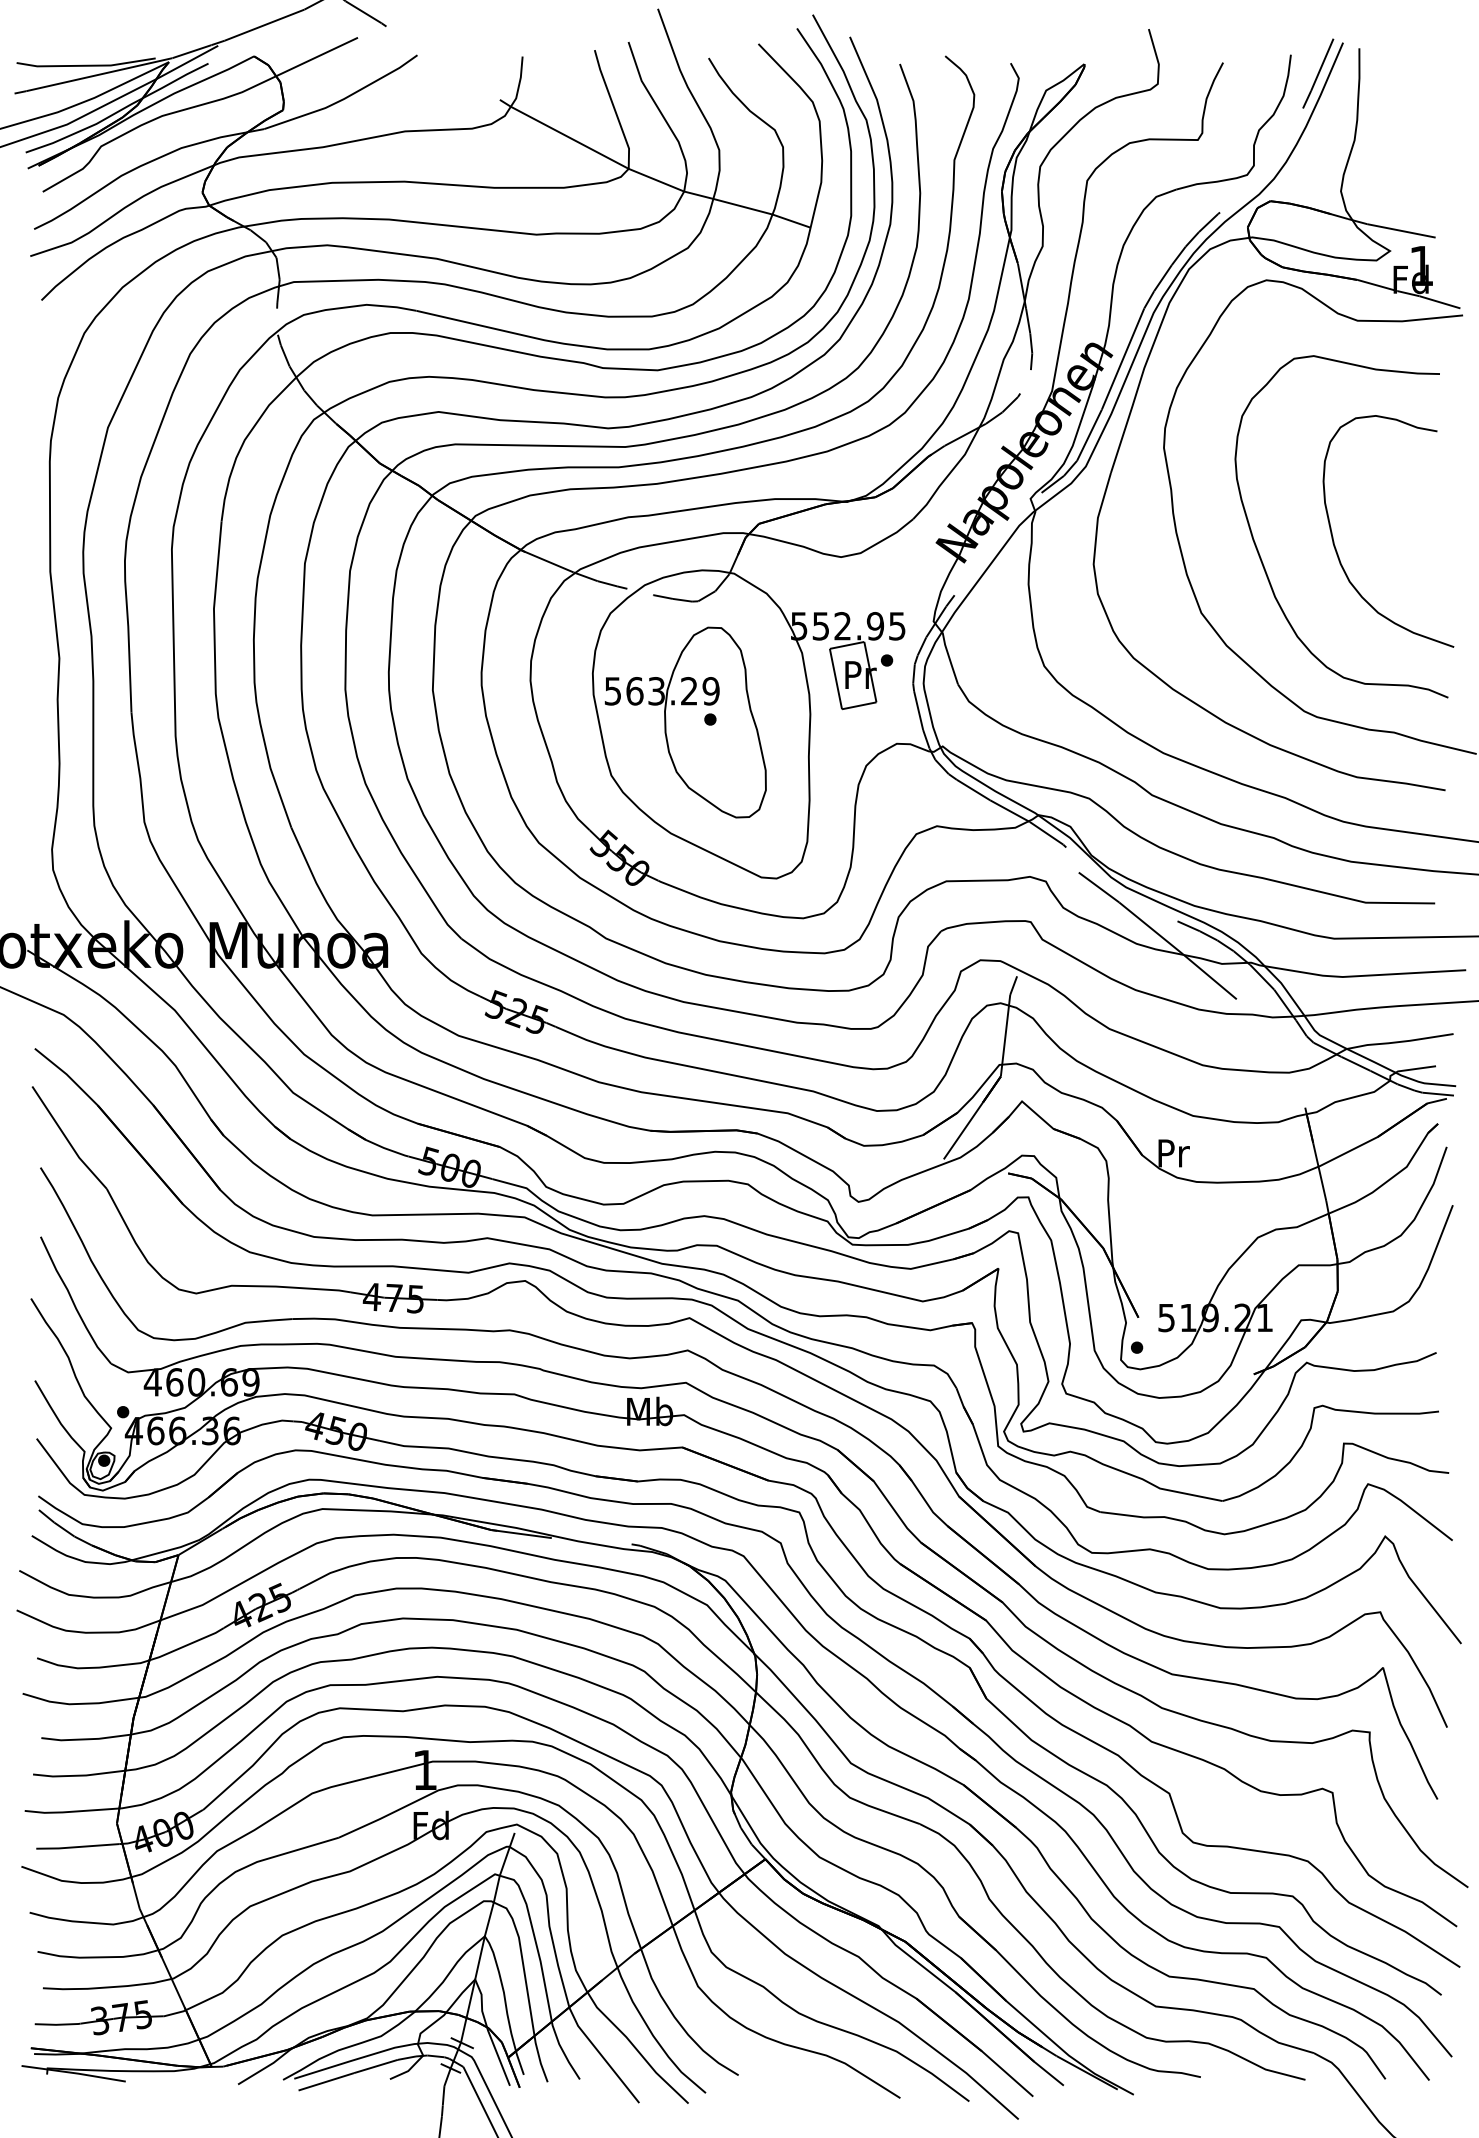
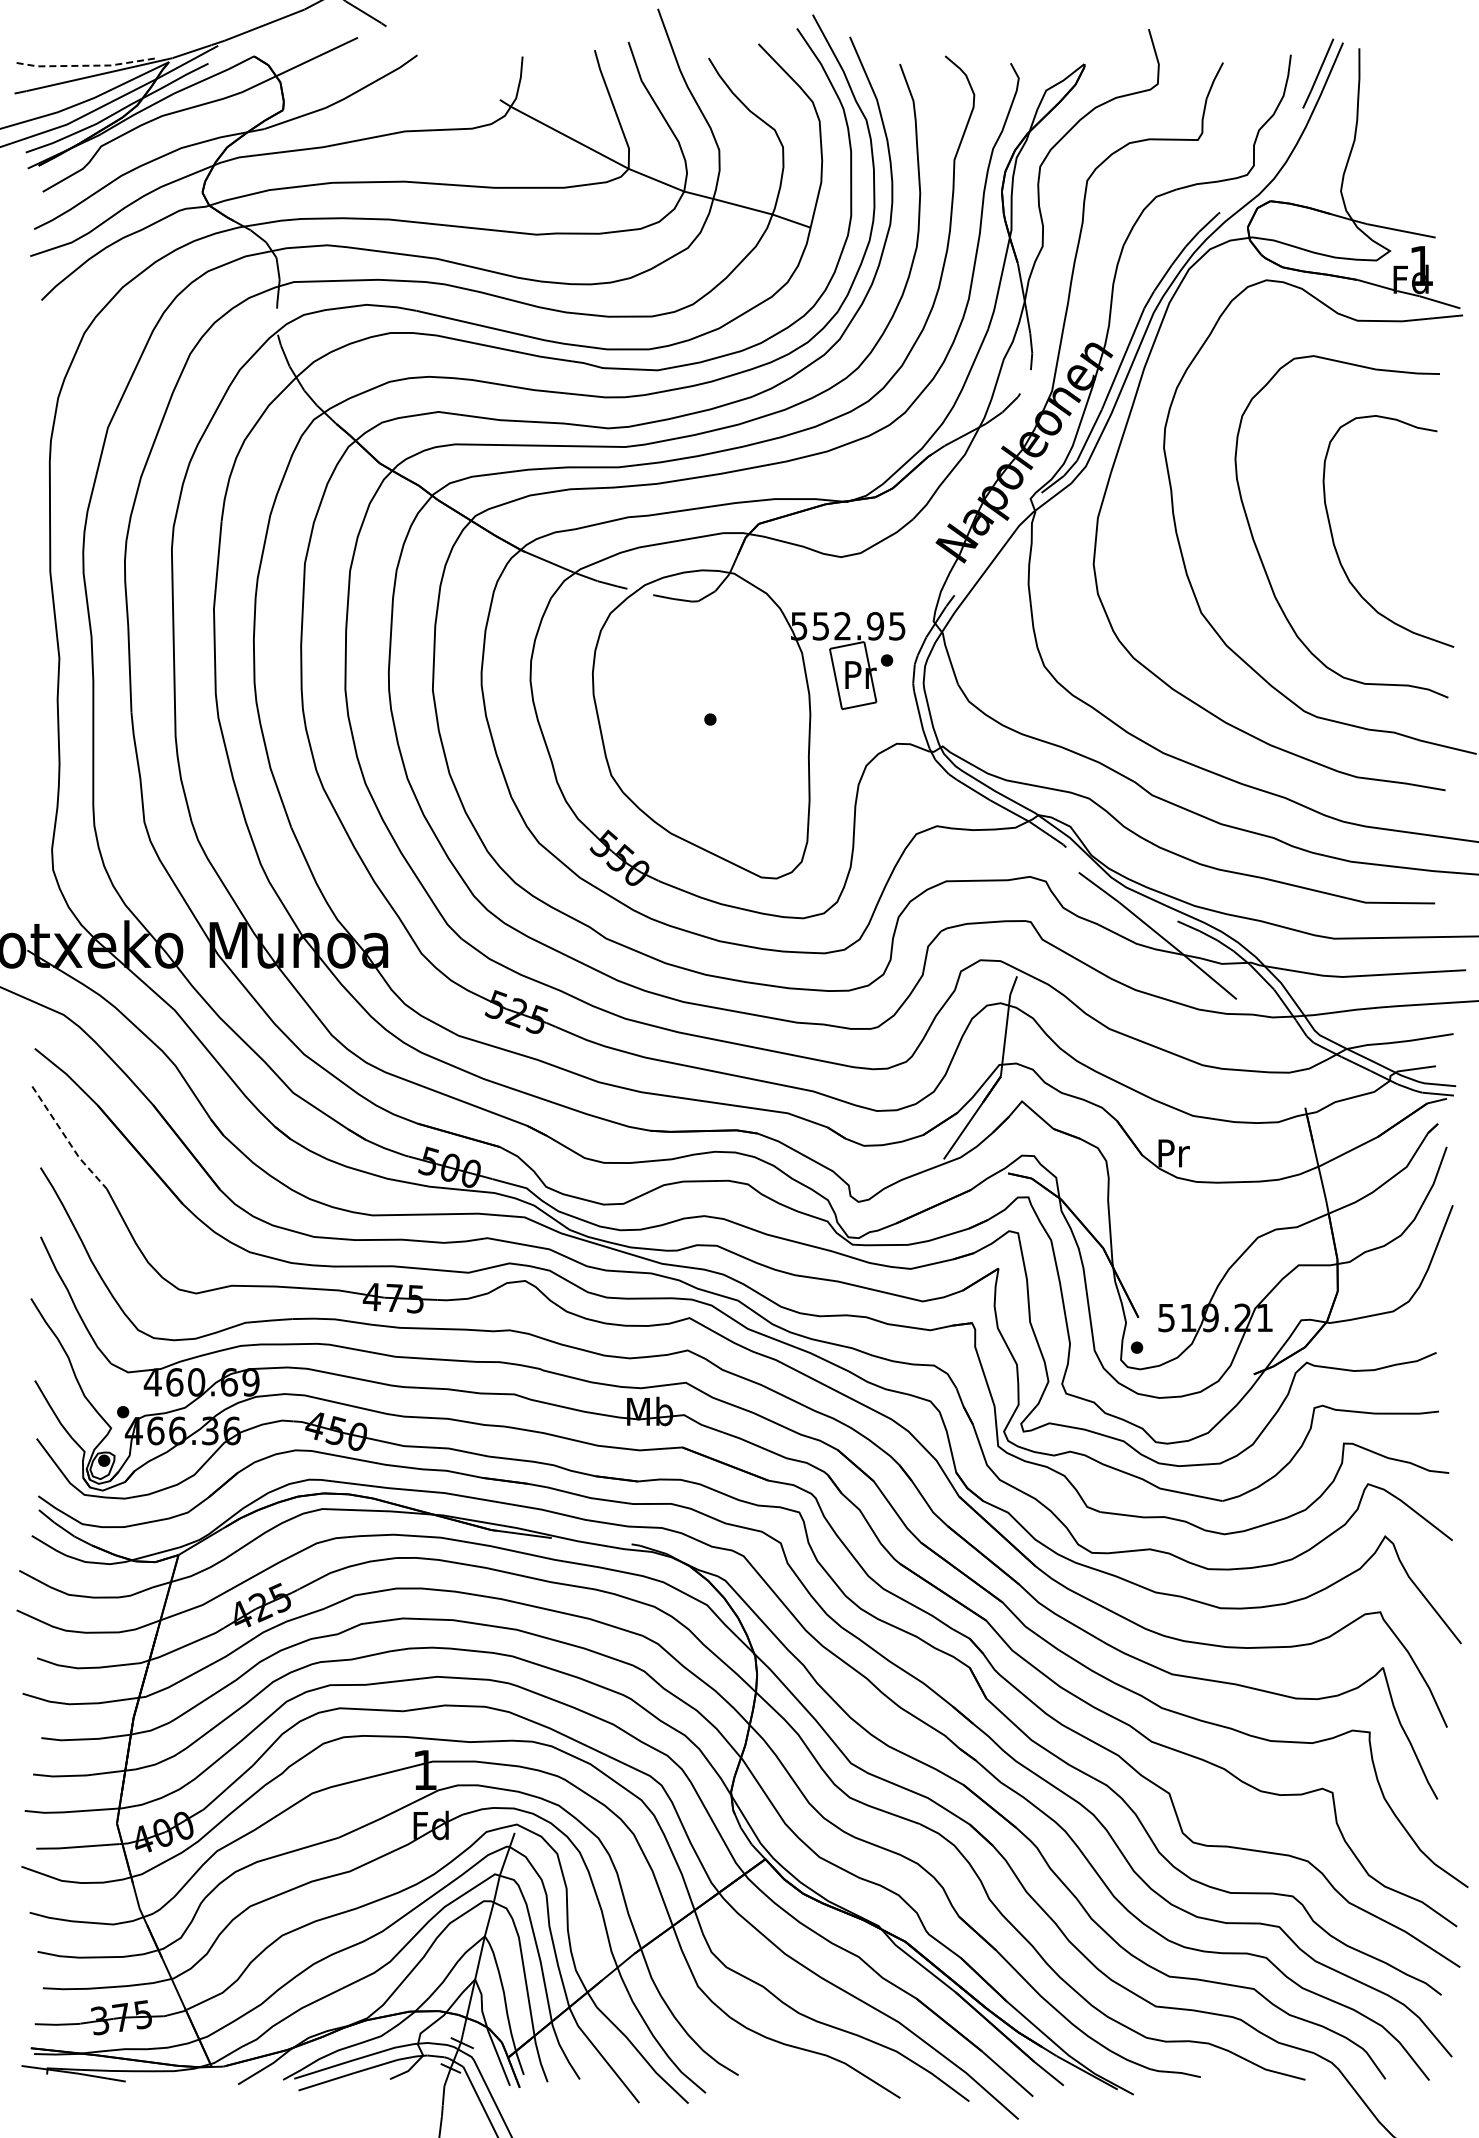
line: solid -> dashed (87, 65)
part: present -> none (685, 722)
line: solid -> dashed (67, 1140)
